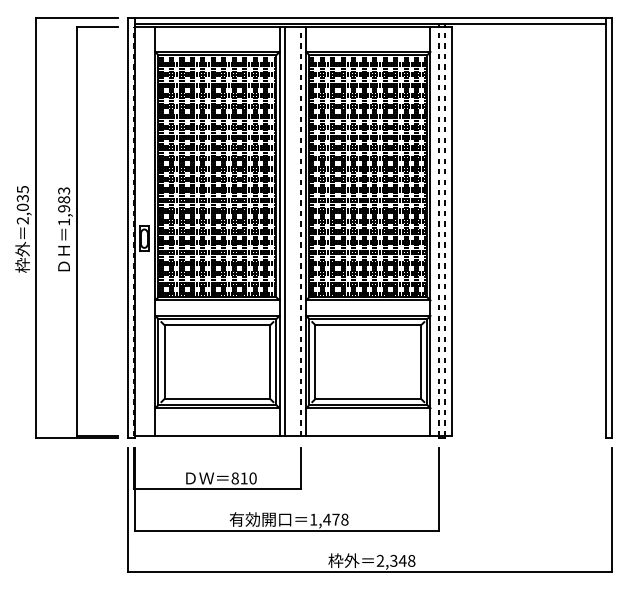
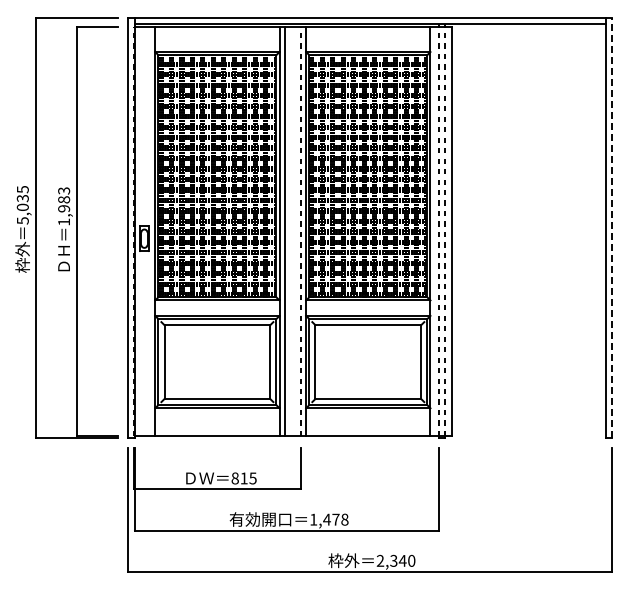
text: 2,035 -> 5,035 (22, 220)
line: solid -> dashed (612, 227)
text: 810 -> 815 (252, 478)
text: 2,348 -> 2,340 (411, 560)
